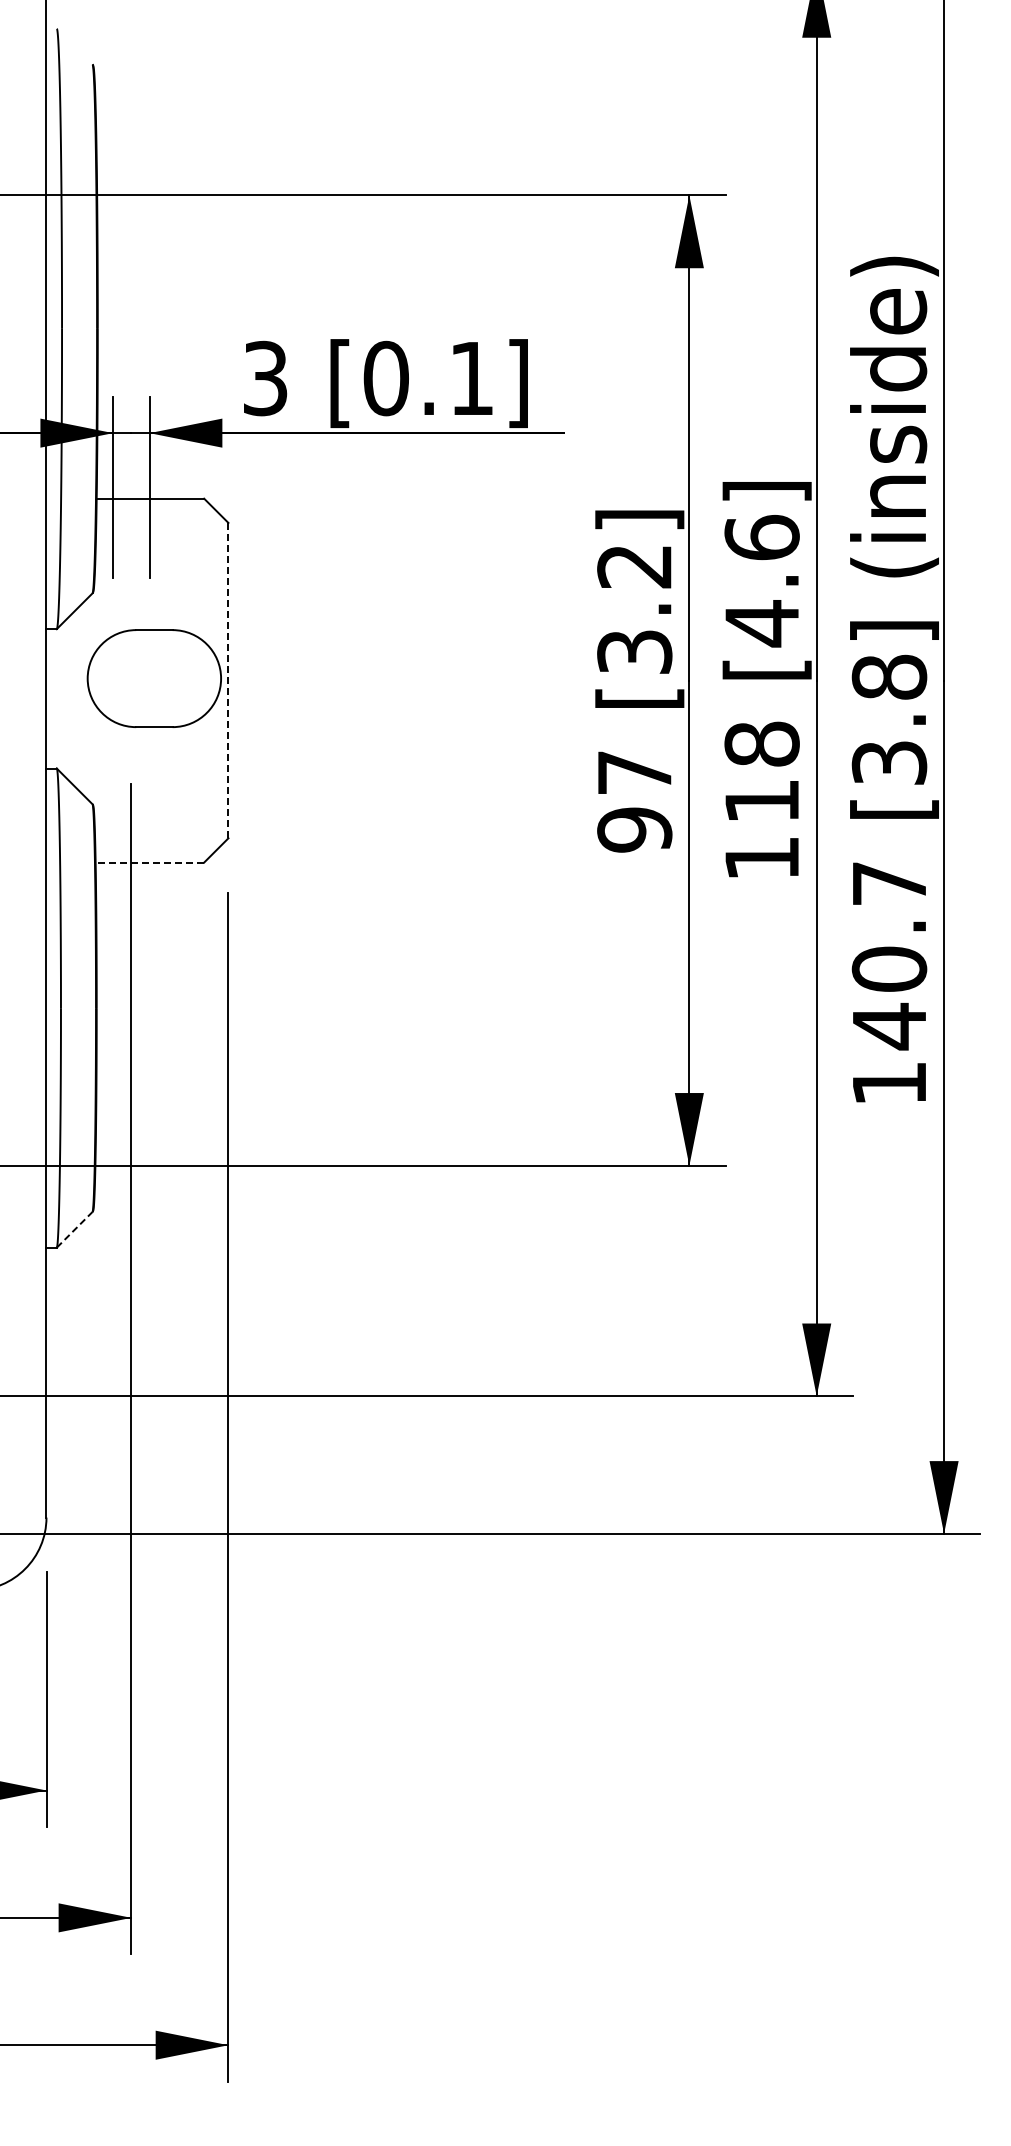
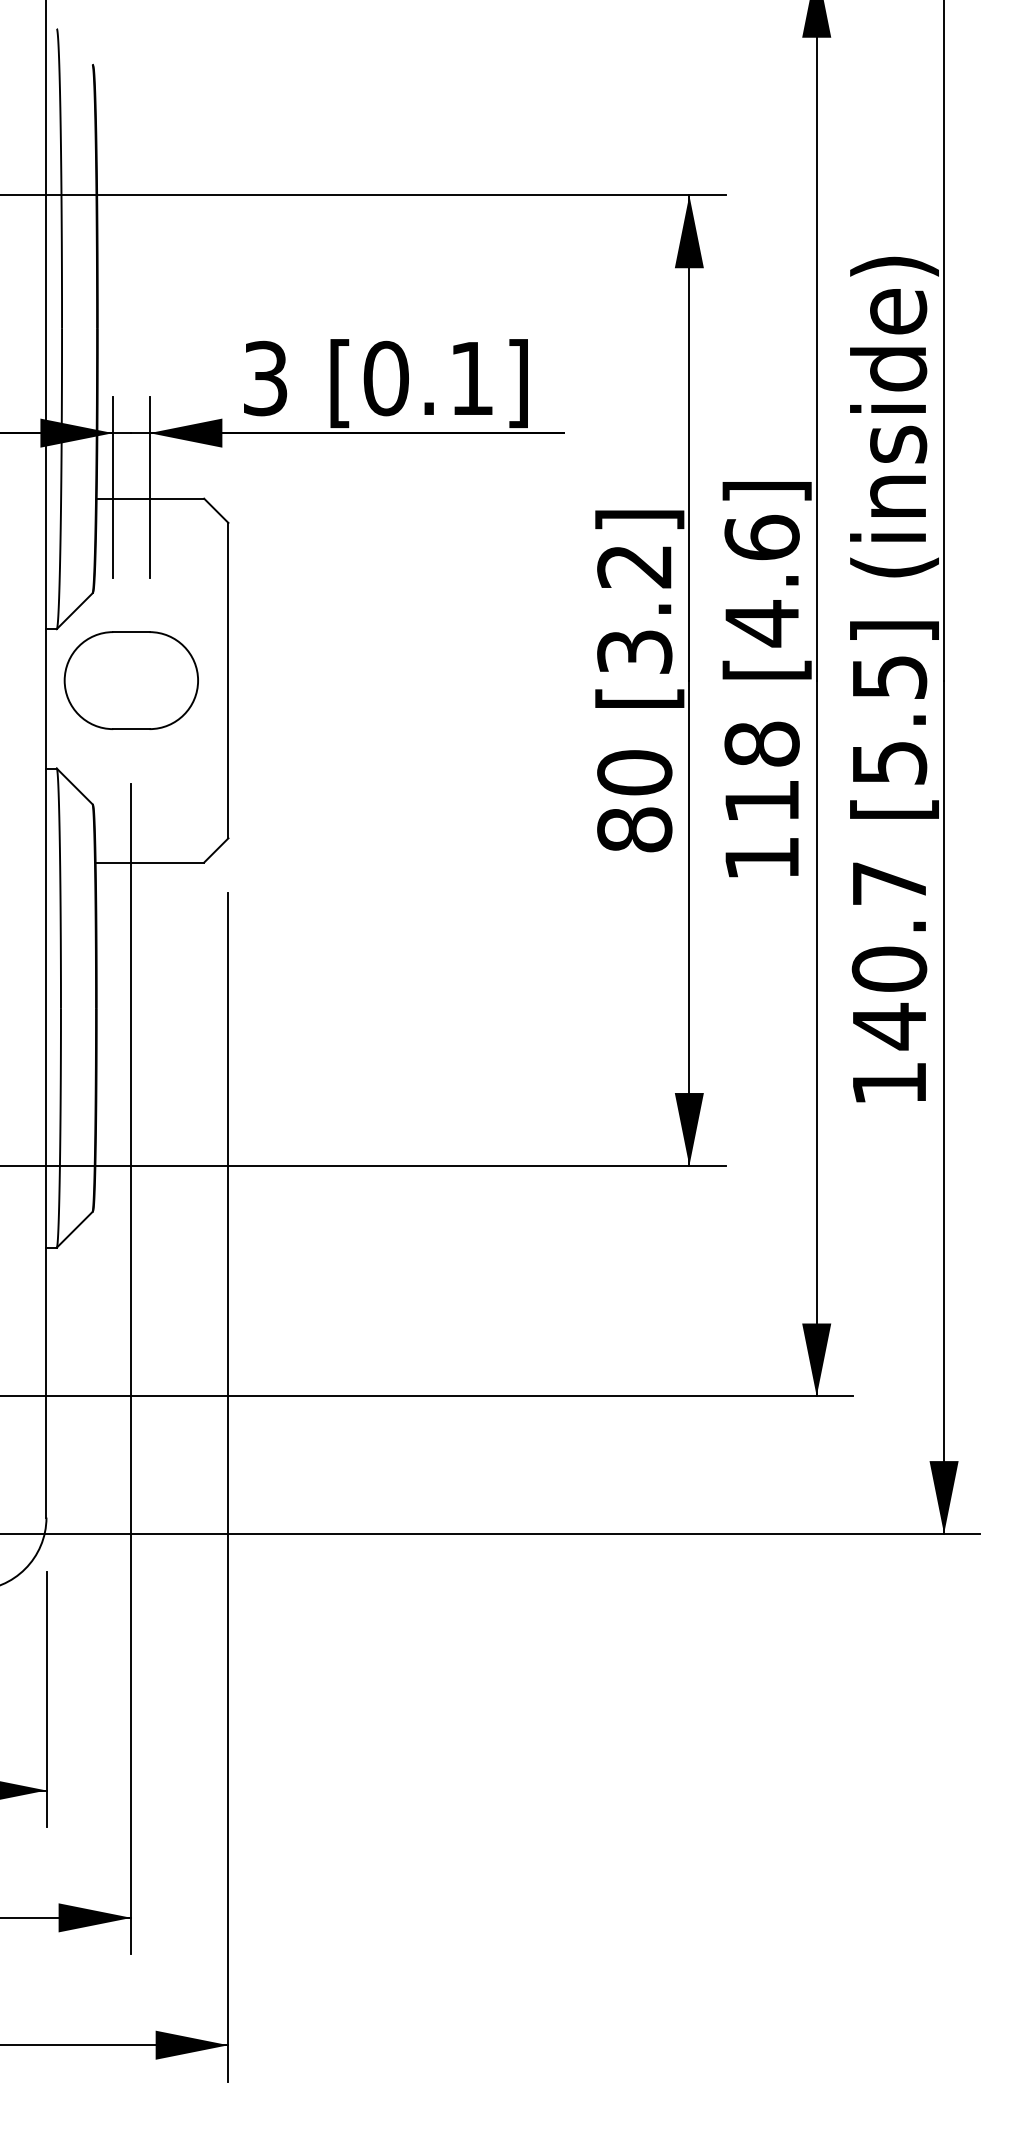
part position: (153, 678) -> (130, 680) (130, 680)
line: dashed -> solid (228, 680)
text: [3.8] -> [5.5] (889, 719)
text: 97 -> 80 (634, 801)
line: dashed -> solid (149, 862)
line: dashed -> solid (75, 1229)
